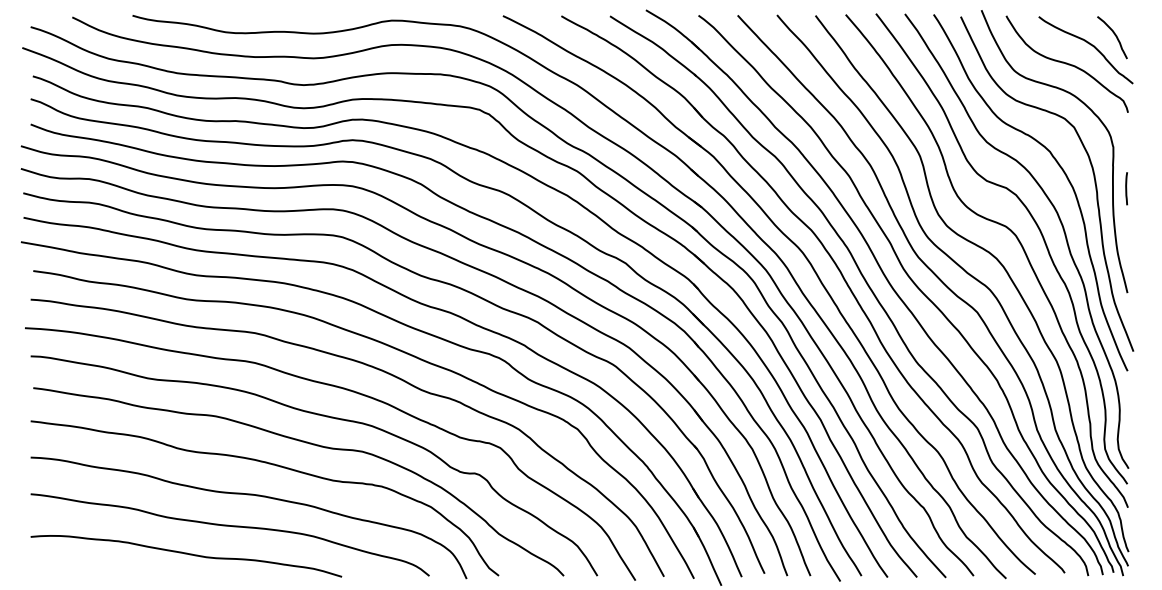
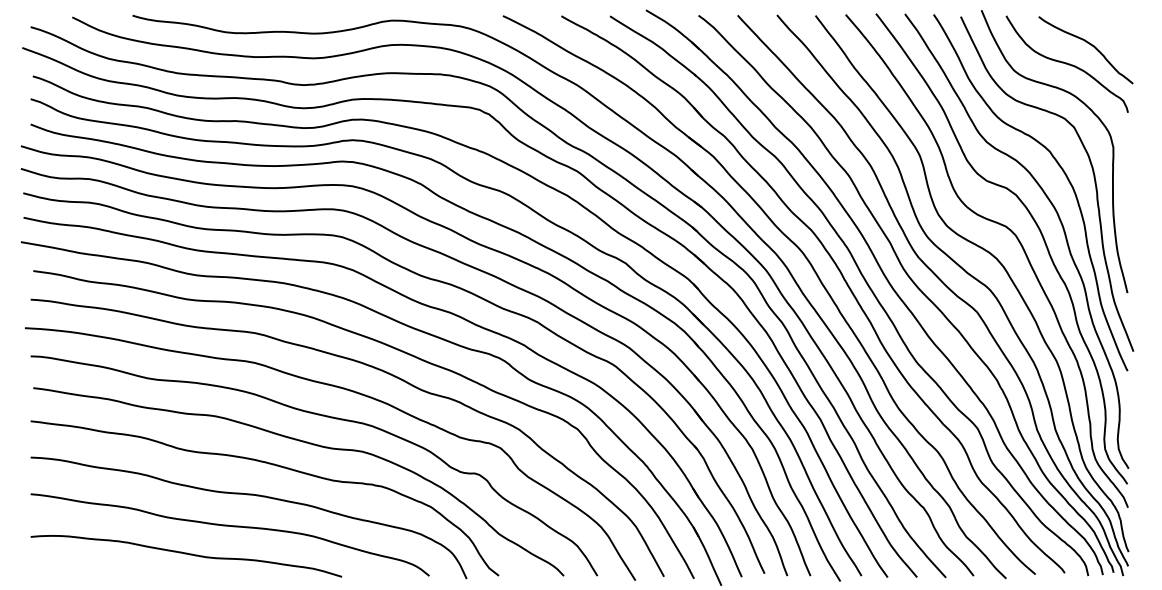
curve: present -> none (1114, 35)
line: present -> none (1126, 188)
